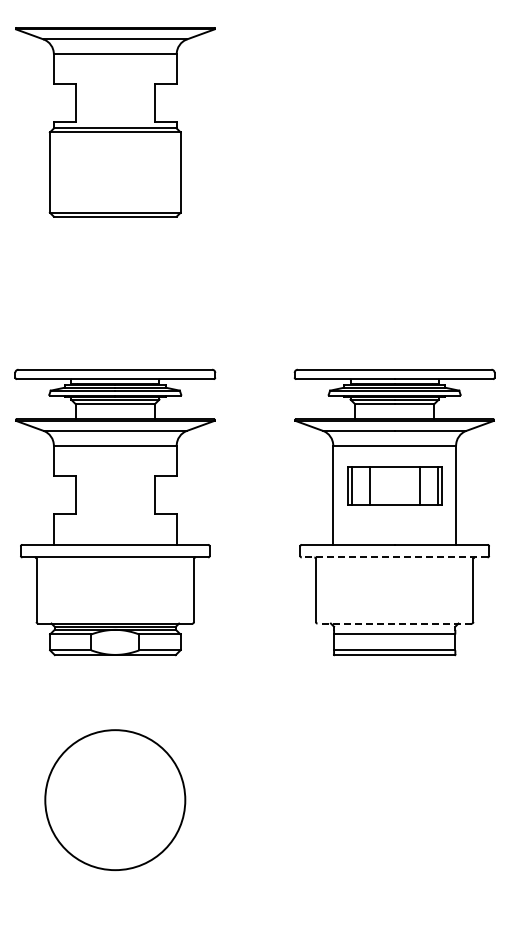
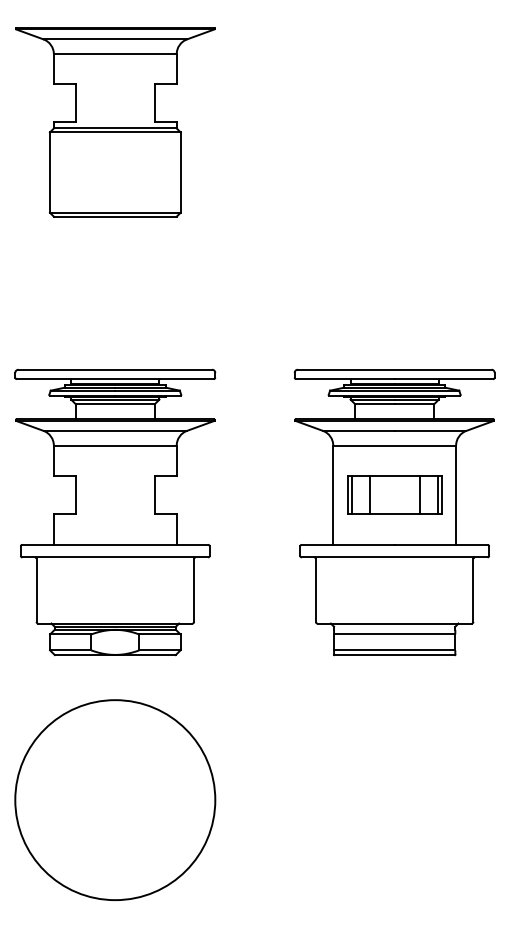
part position: (394, 485) -> (394, 494) (394, 494)
line: dashed -> solid (394, 557)
line: dashed -> solid (394, 623)
circle diameter: 140 px -> 200 px (115, 800)
